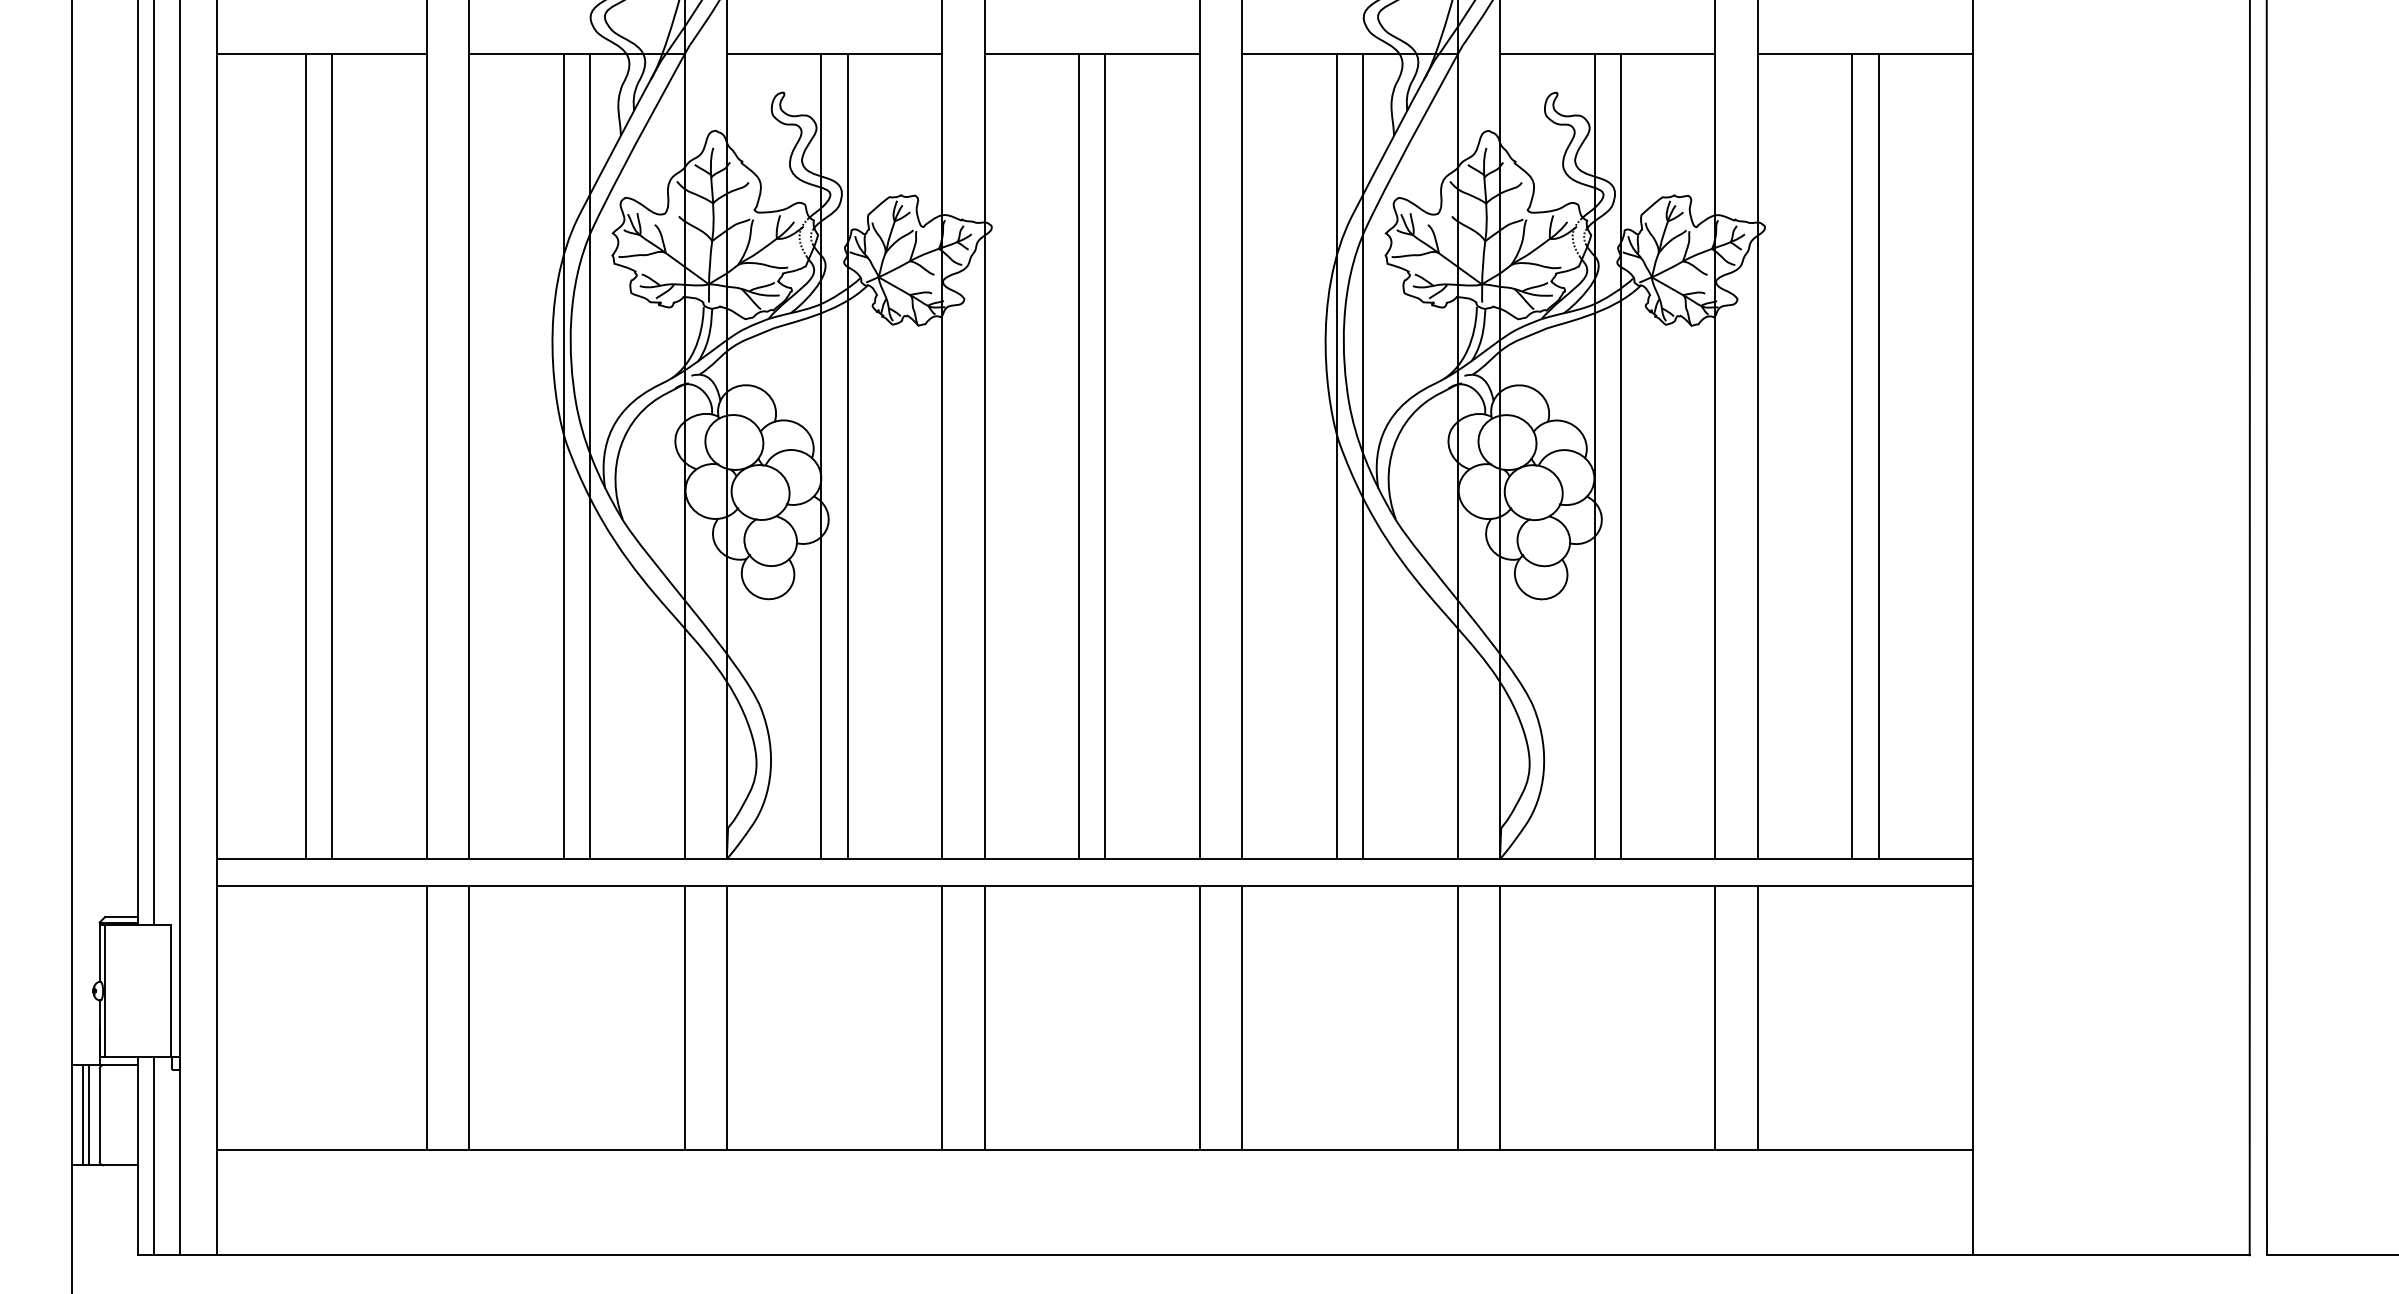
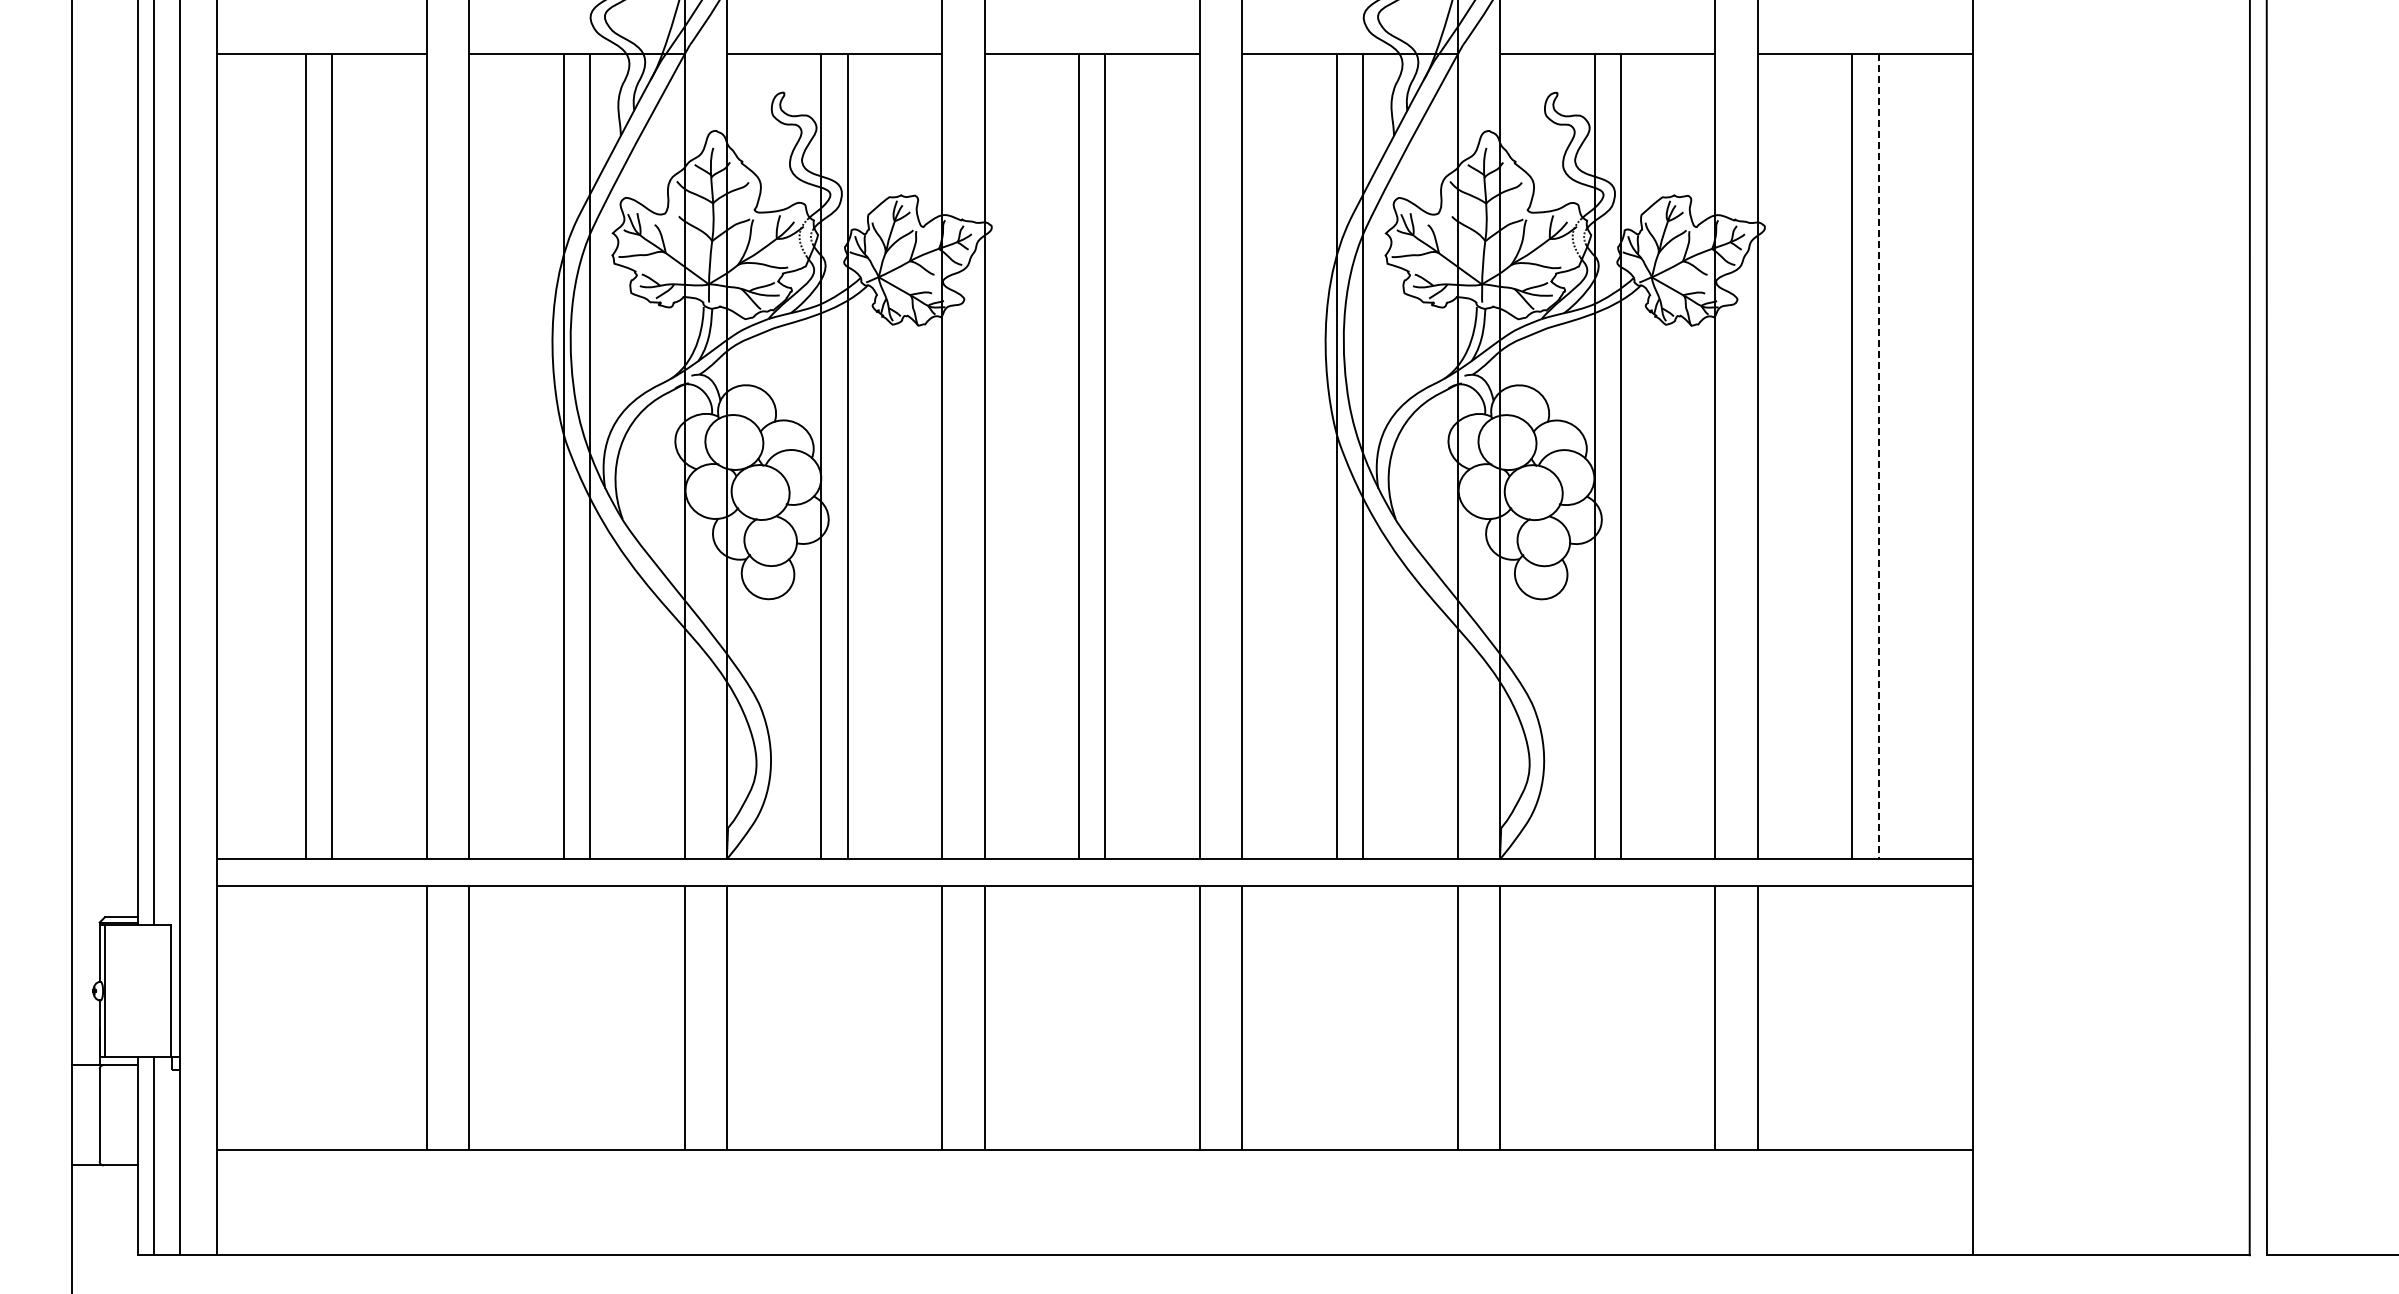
line: solid -> dashed (1878, 456)
line: present -> none (82, 1115)
line: present -> none (89, 1115)
